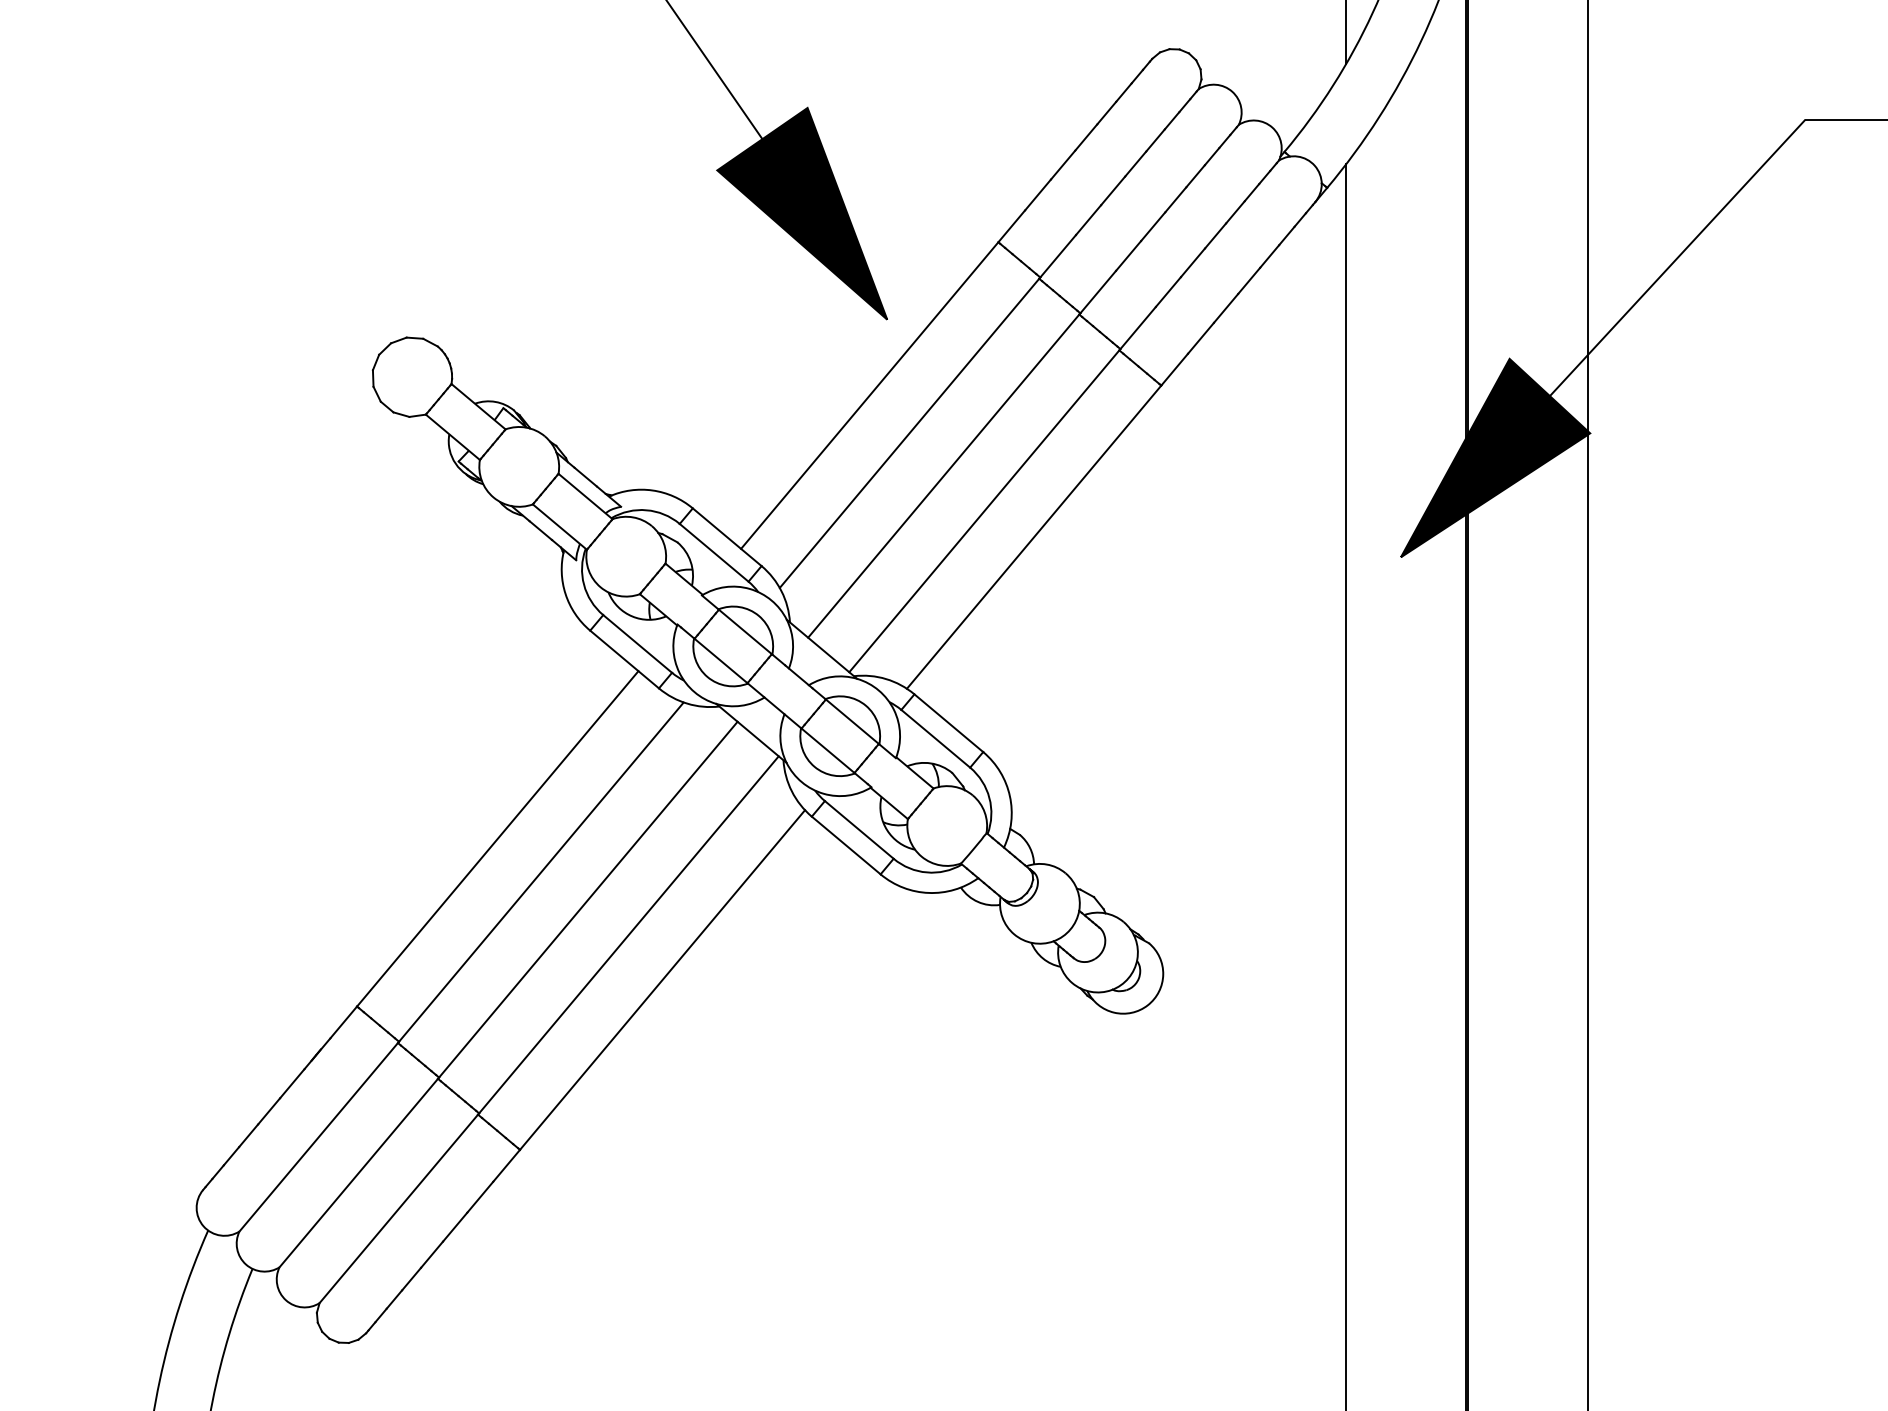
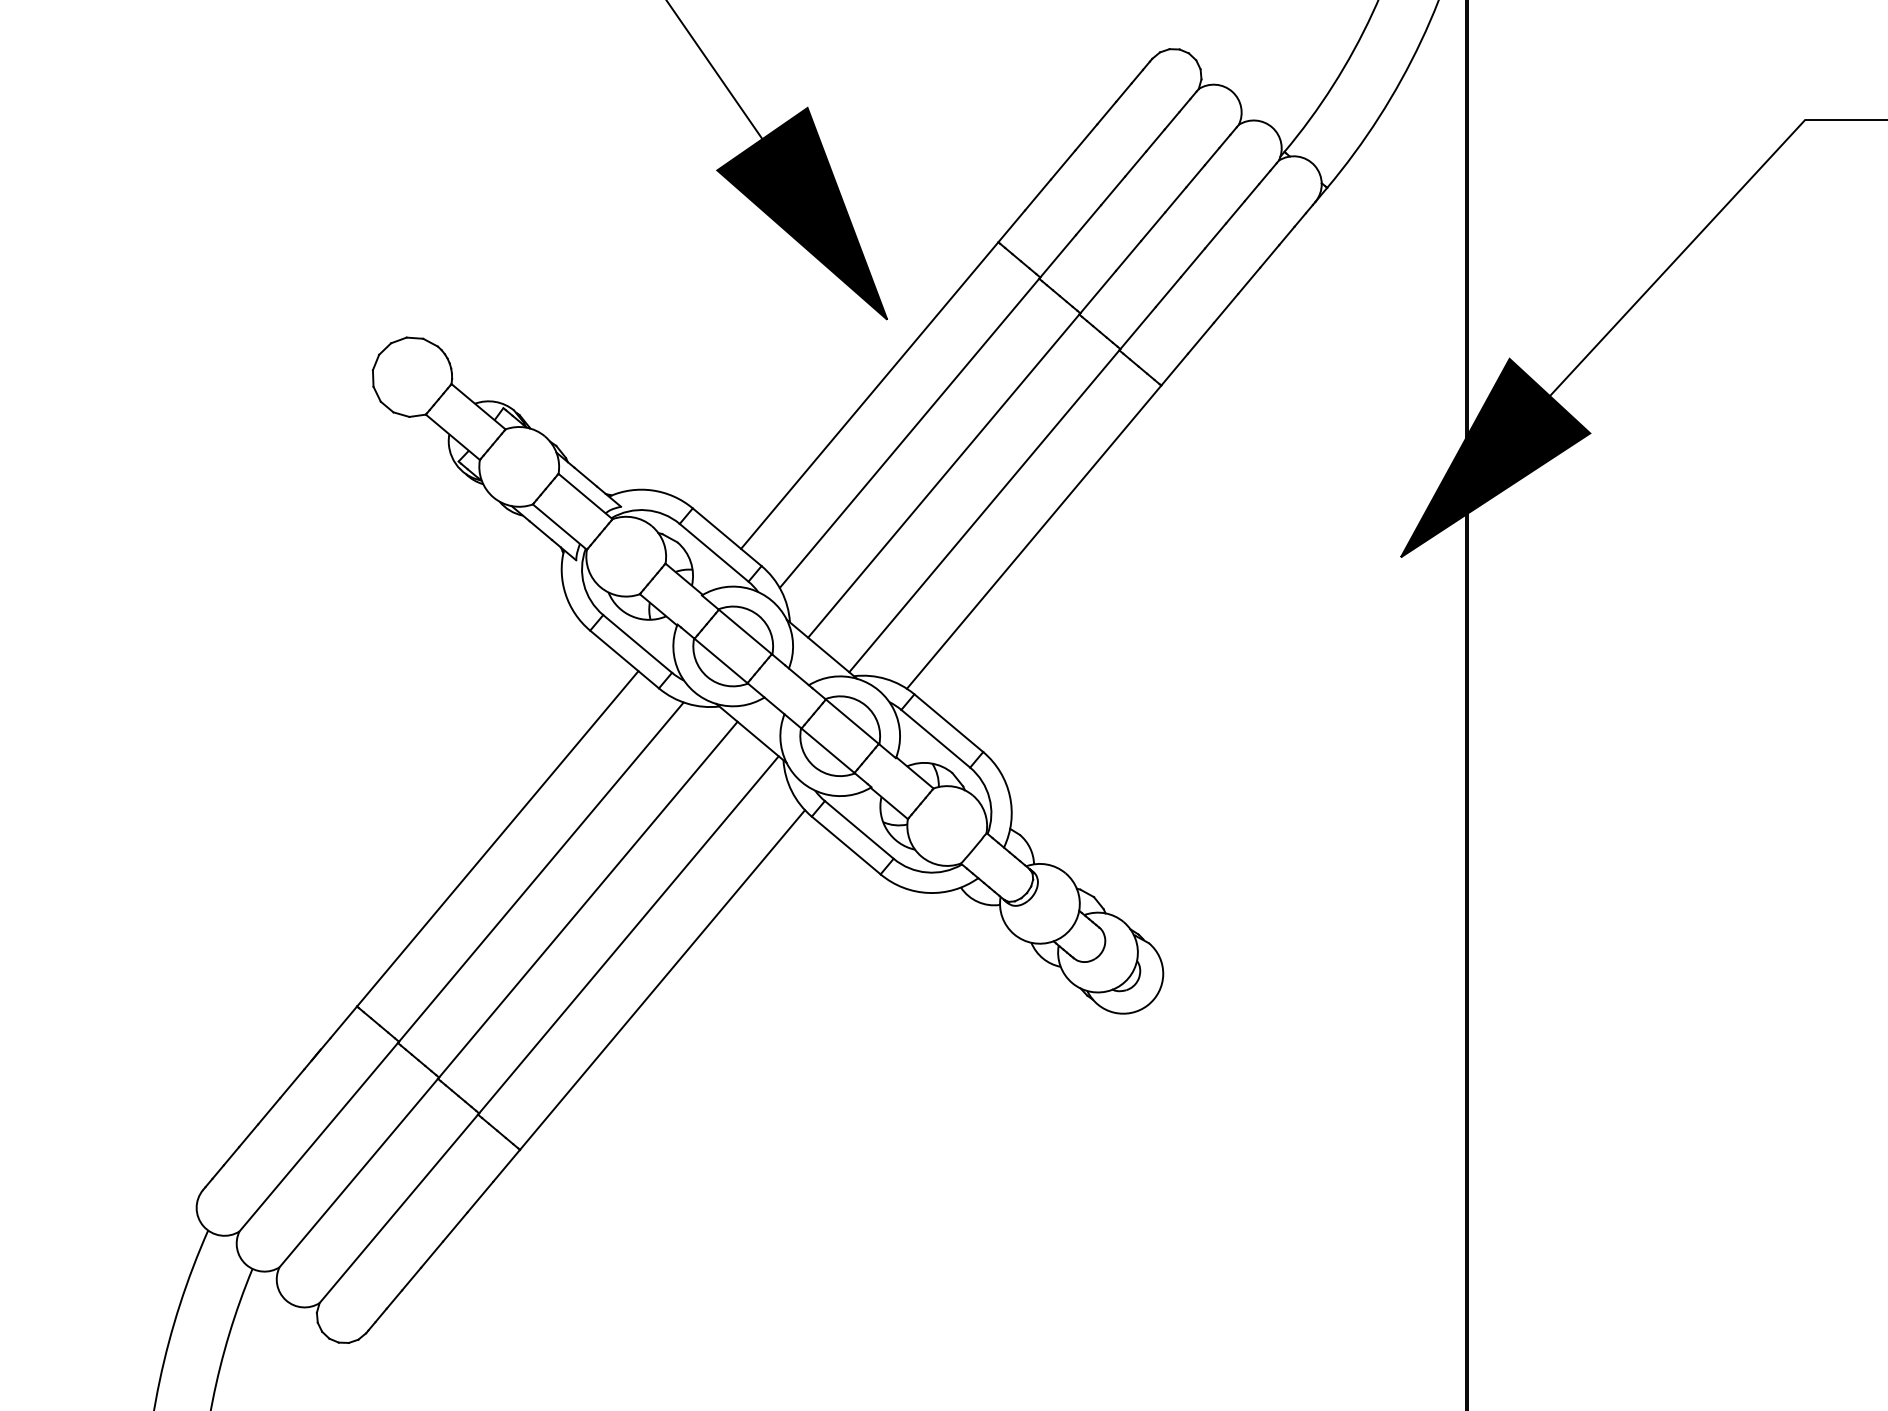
line: present -> none (1346, 32)
line: present -> none (1587, 704)
line: present -> none (1346, 785)
